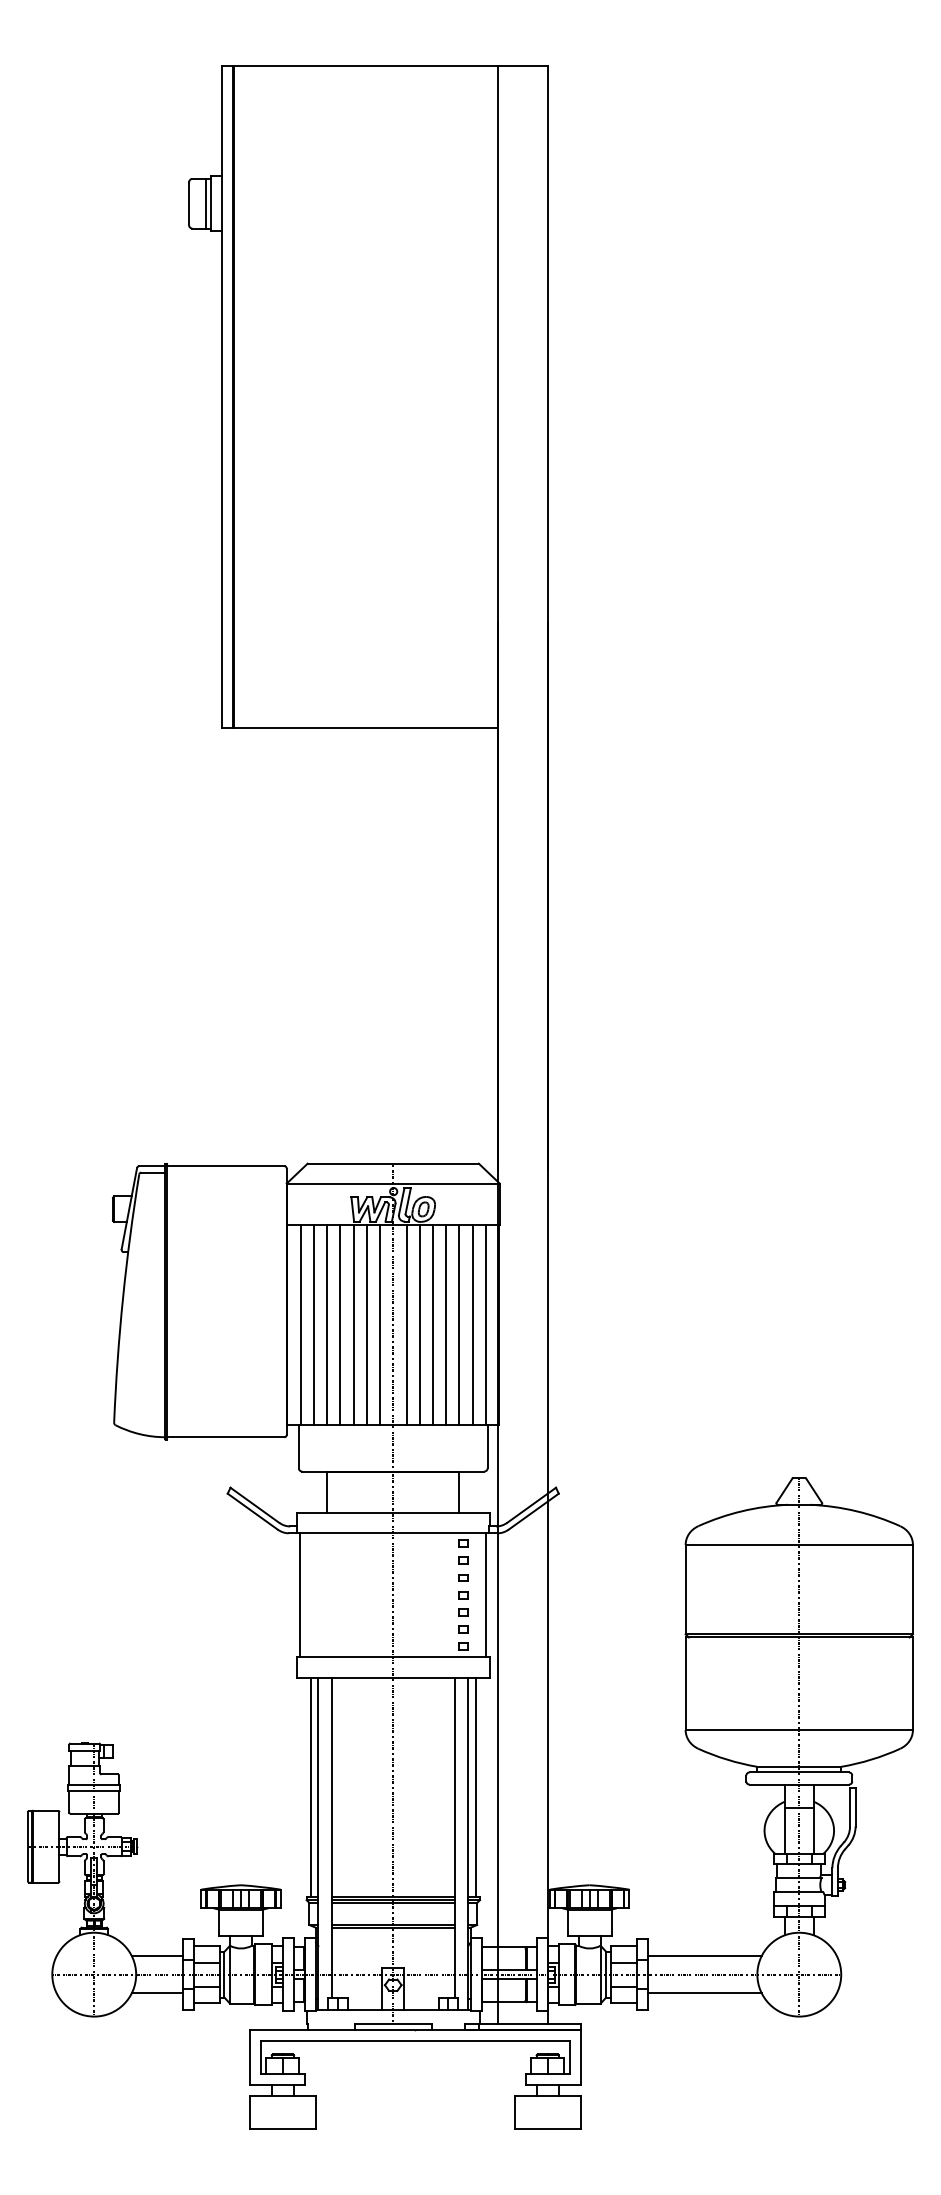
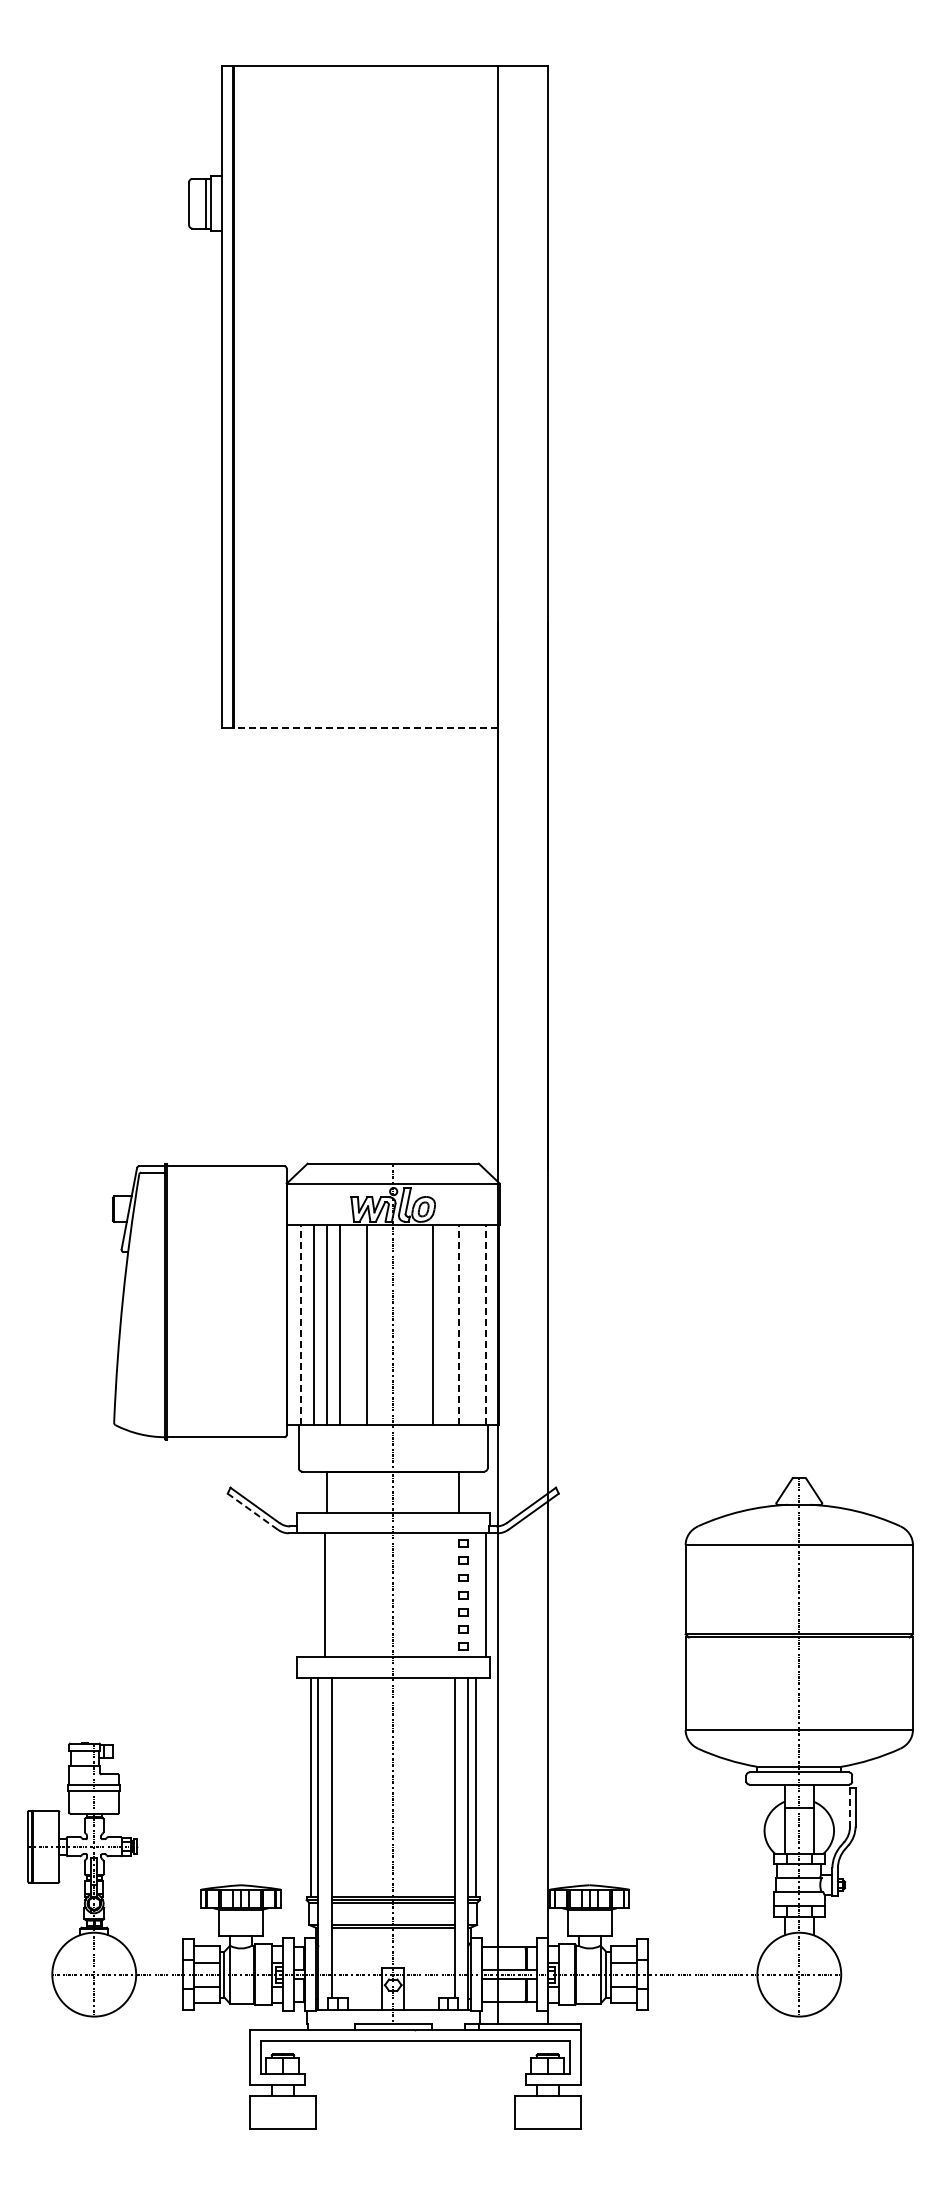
line: solid -> dashed (365, 727)
line: solid -> dashed (300, 1324)
line: solid -> dashed (459, 1324)
line: solid -> dashed (485, 1324)
line: present -> none (353, 1325)
line: present -> none (380, 1325)
line: present -> none (406, 1325)
line: present -> none (419, 1325)
line: present -> none (446, 1325)
line: present -> none (472, 1325)
line: solid -> dashed (252, 1511)
line position: (300, 1595) -> (325, 1595) (325, 1595)
line: solid -> dashed (850, 1807)
line: present -> none (156, 1956)
line: present -> none (704, 1956)
line: present -> none (156, 1993)
line: present -> none (704, 1993)
